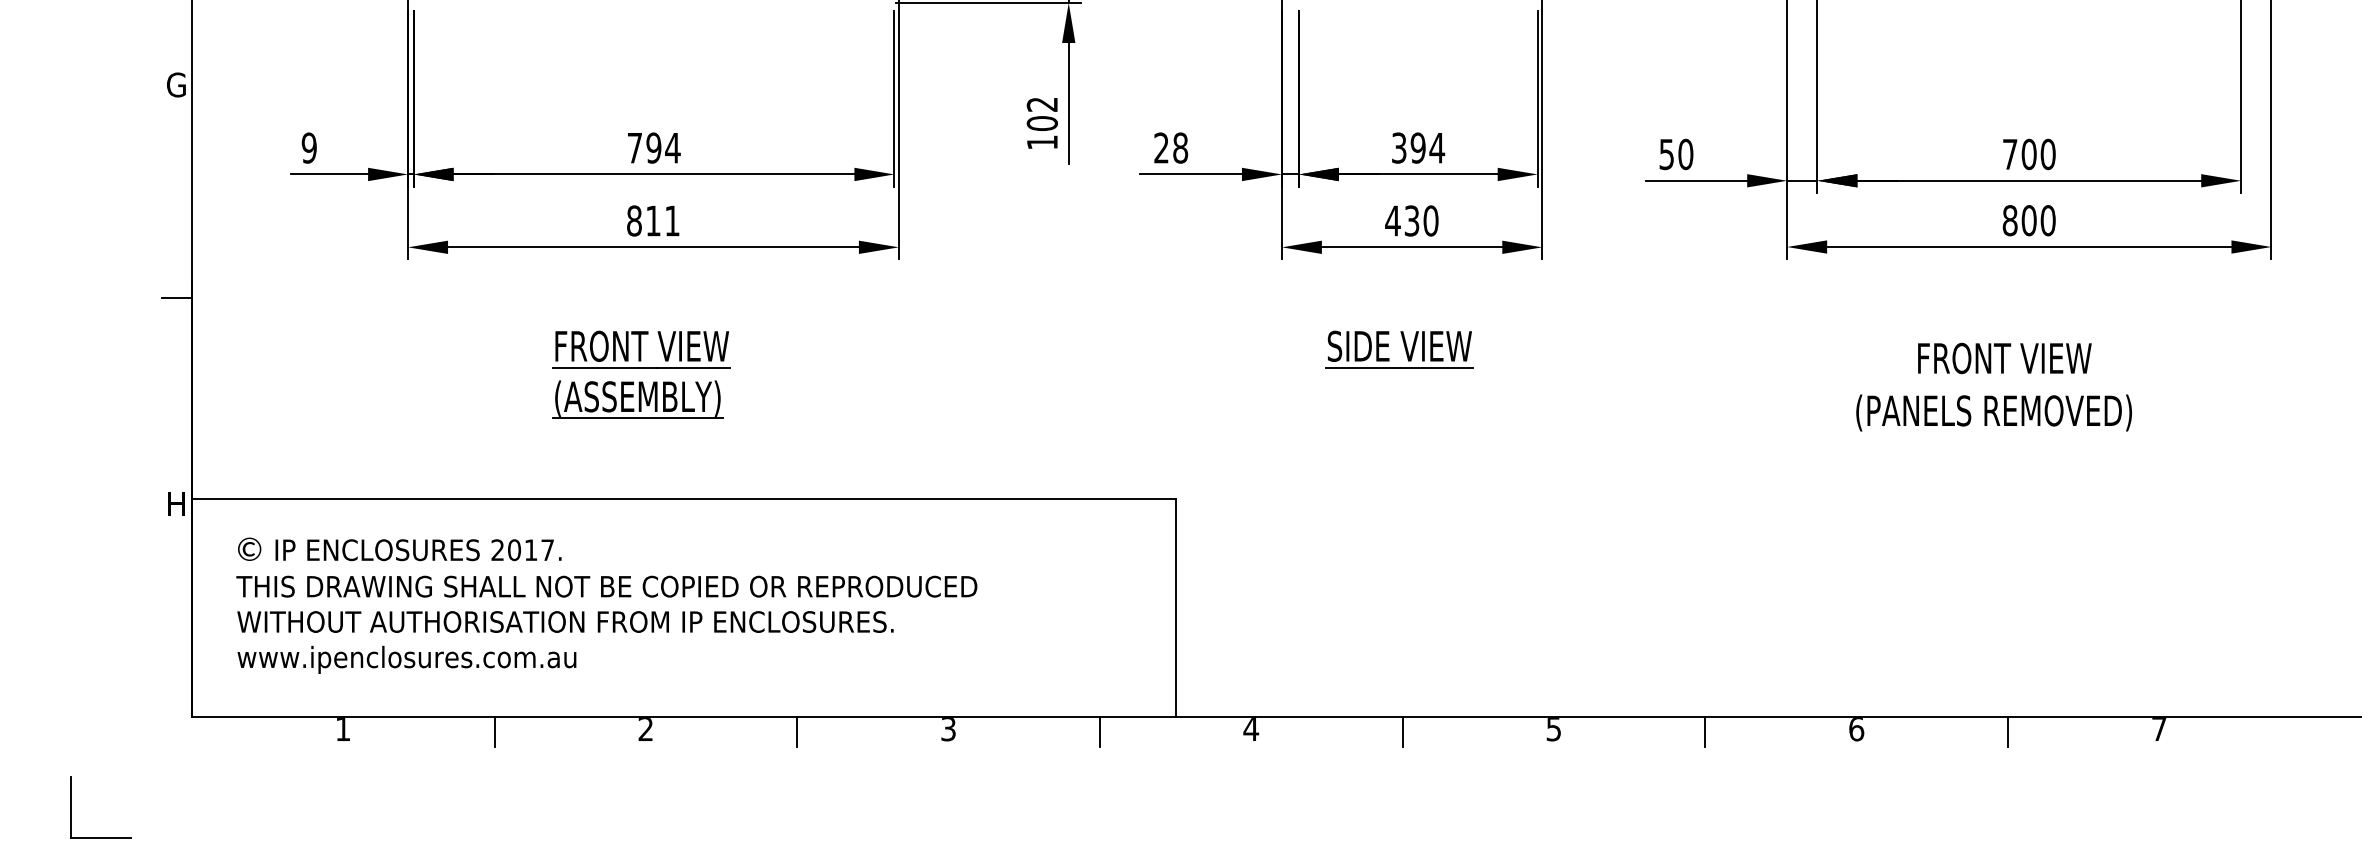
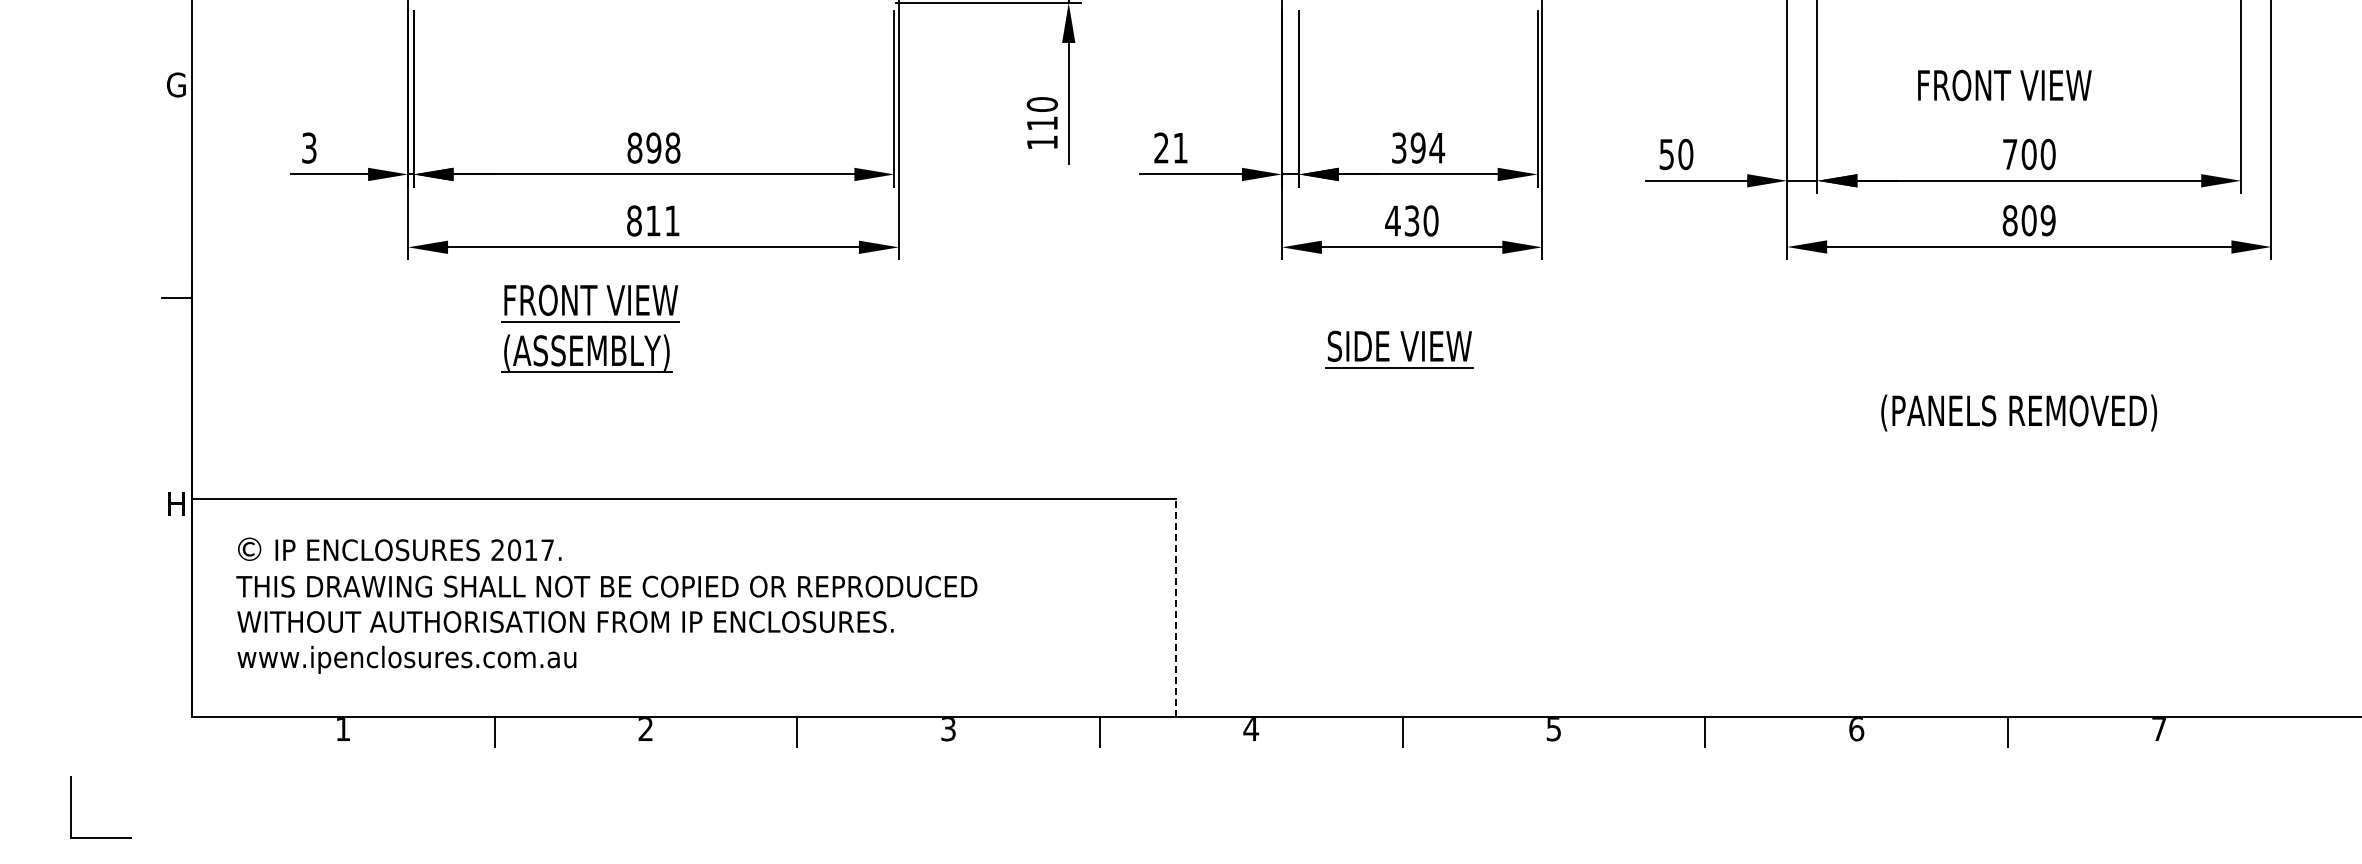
text: 102 -> 110 (1042, 114)
text: 9 -> 3 (308, 147)
text: 794 -> 898 (653, 147)
text: 28 -> 21 (1180, 147)
text: 800 -> 809 (2047, 220)
text position: (2004, 358) -> (2004, 85) (2004, 85)
part position: (641, 374) -> (590, 328) (590, 328)
text position: (1993, 412) -> (2018, 412) (2018, 412)
line: solid -> dashed (1176, 607)
